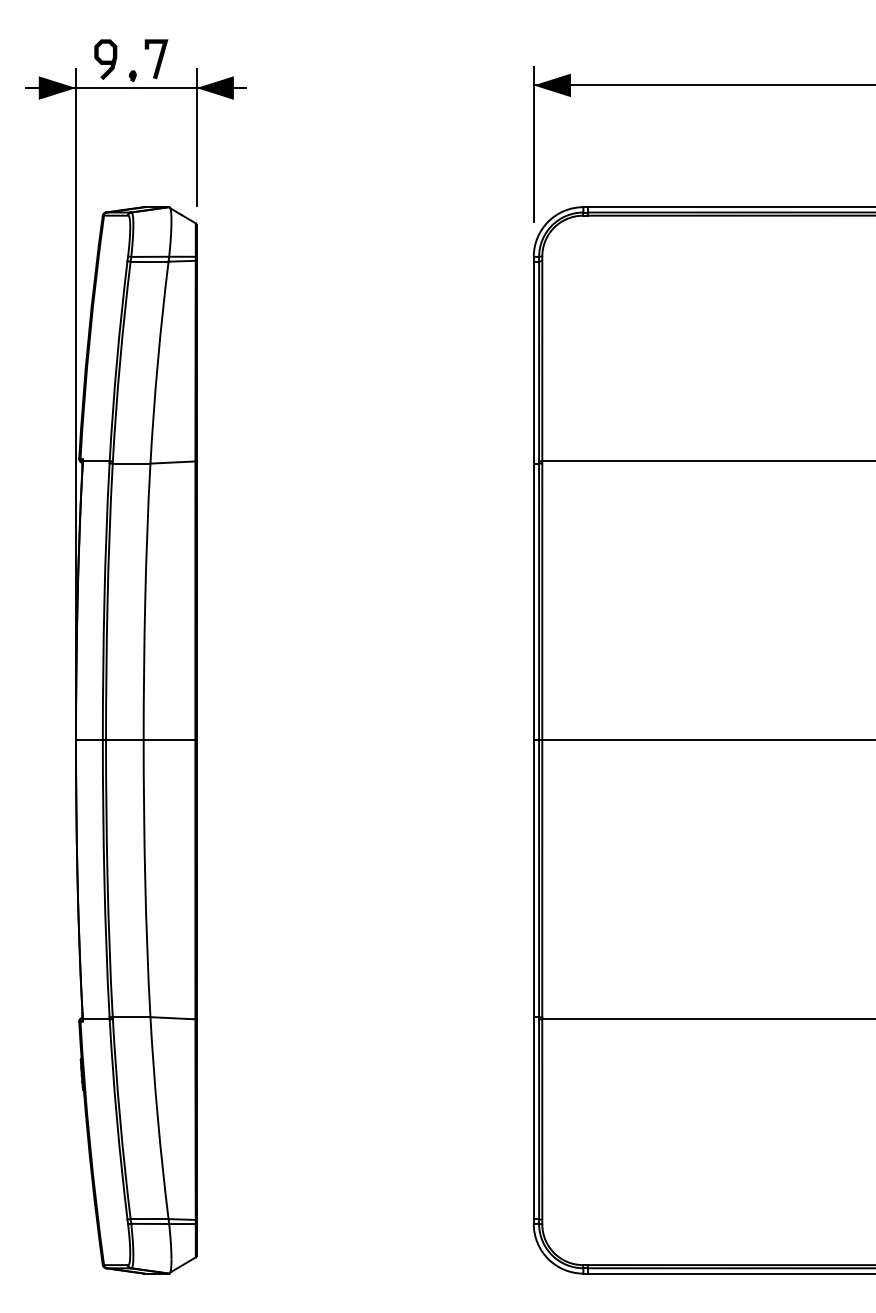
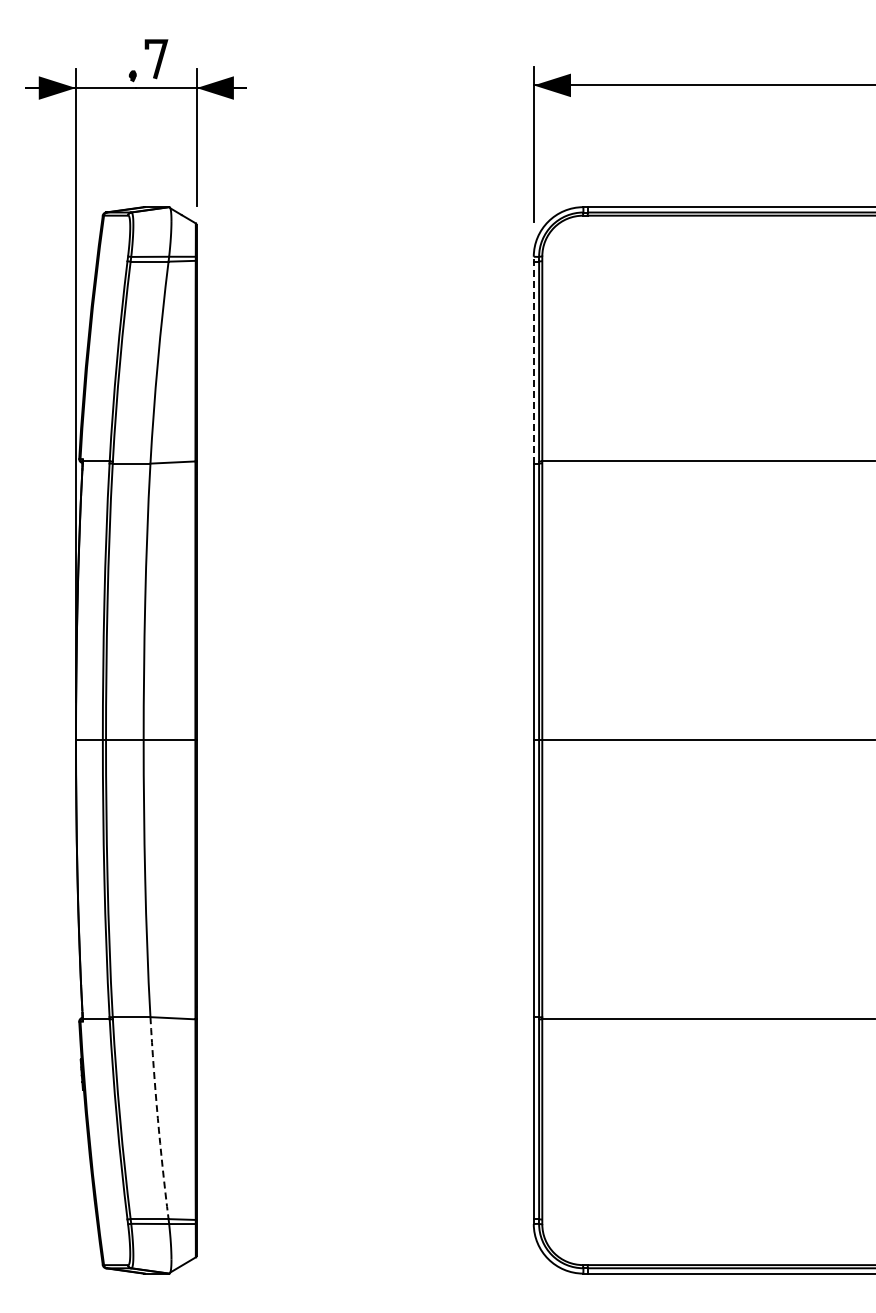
curve: present -> none (105, 60)
line: solid -> dashed (533, 359)
arc: solid -> dashed (157, 1118)
